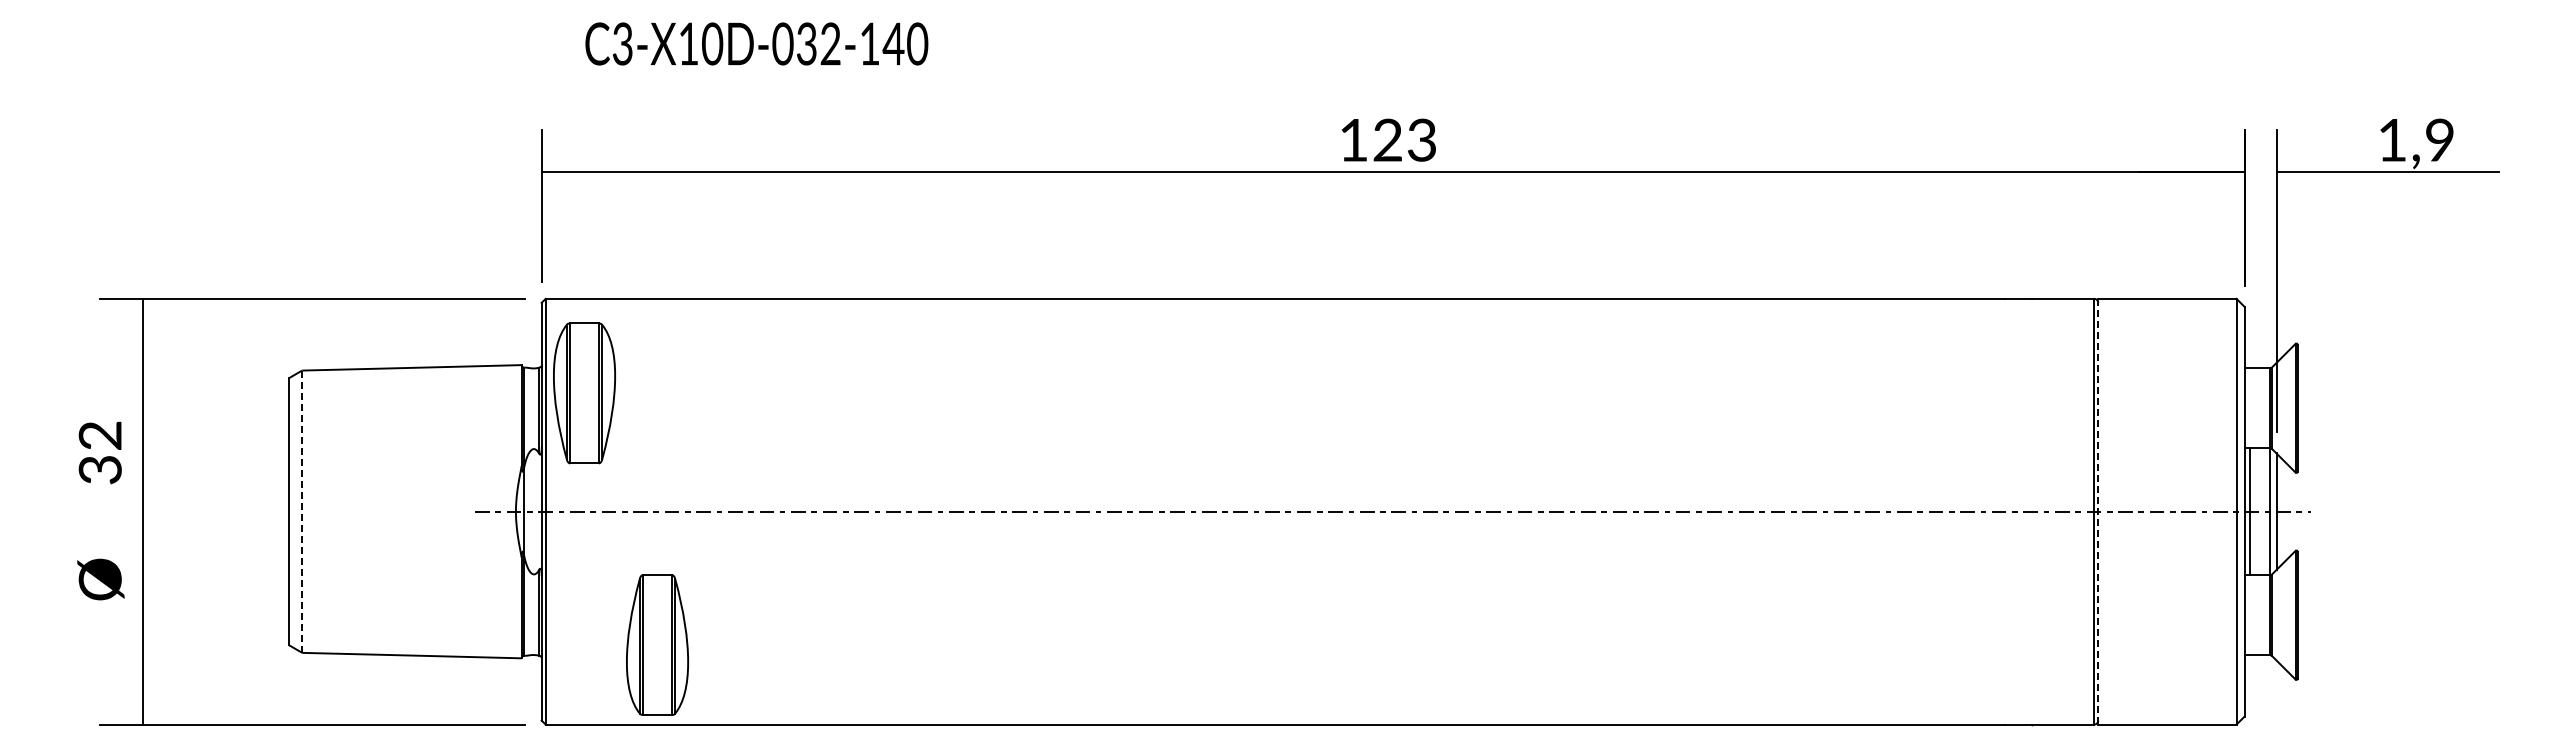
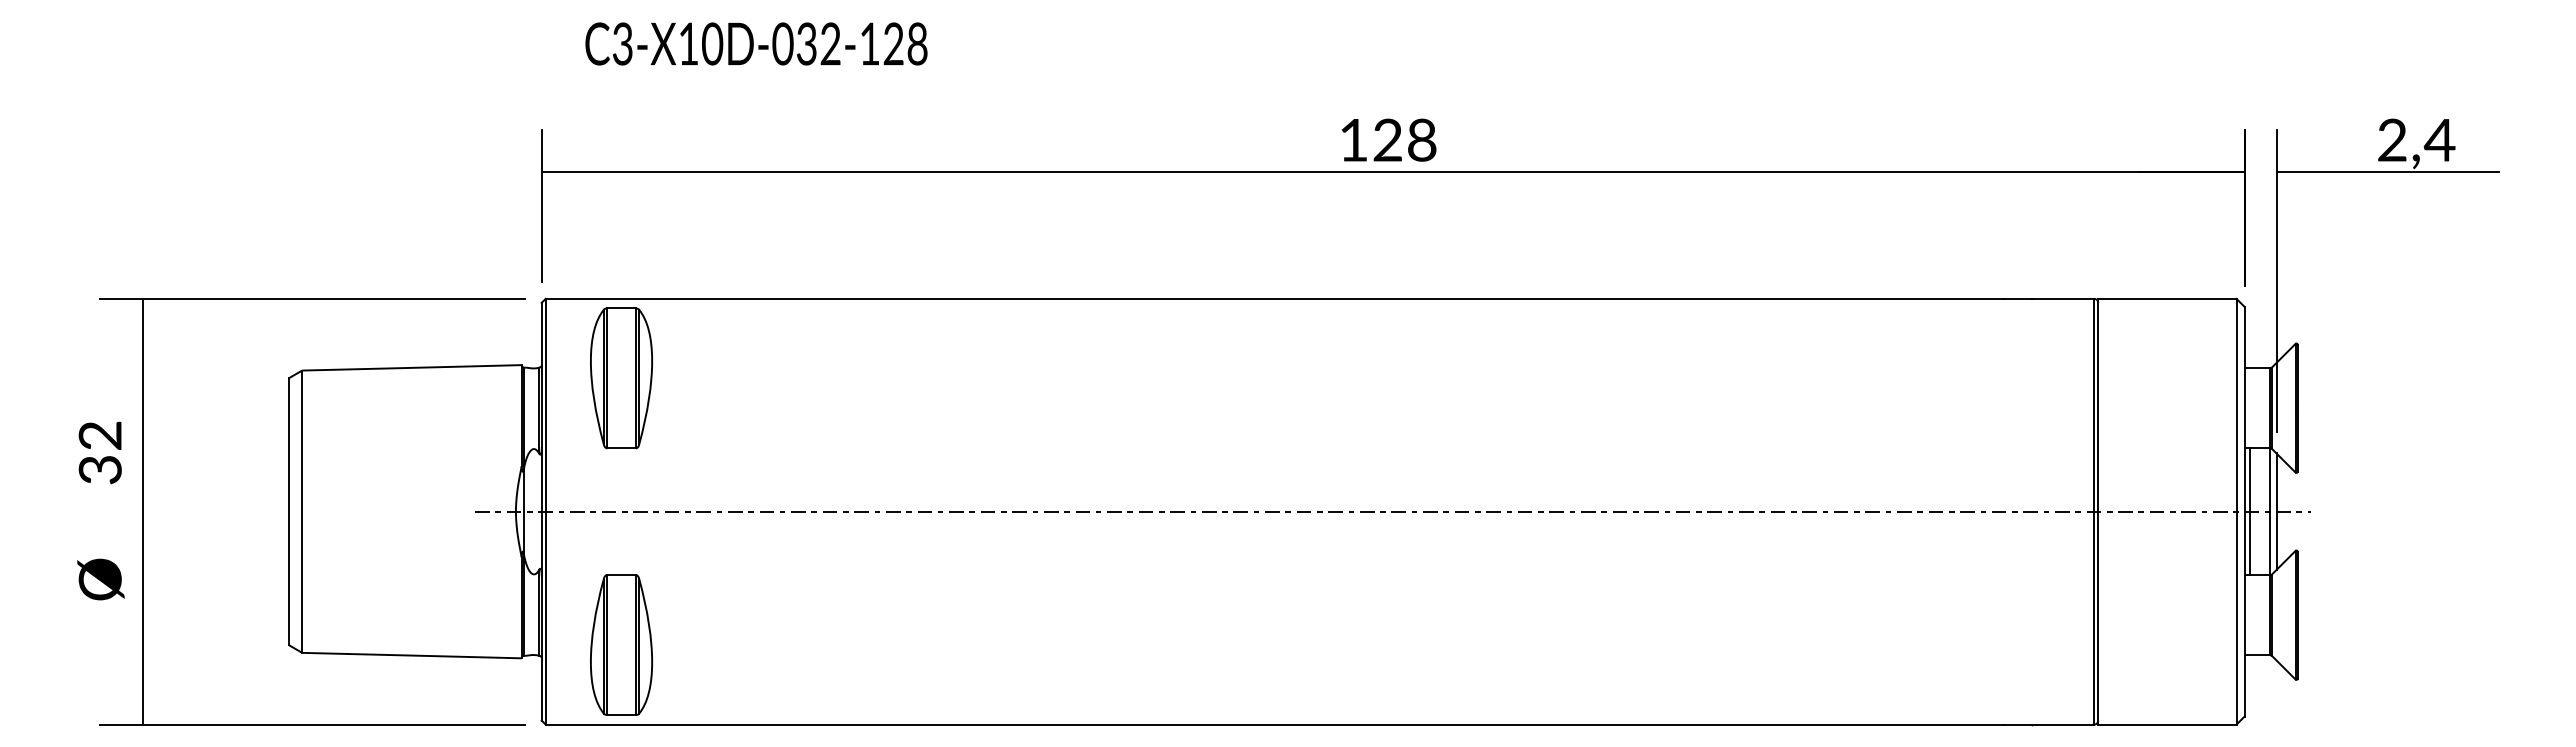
text: C3-X10D-032-140 -> C3-X10D-032-128 (905, 43)
text: 1,9 -> 2,4 (2416, 139)
text: 123 -> 128 (1422, 140)
part position: (584, 393) -> (621, 378) (621, 378)
line: dashed -> solid (2098, 511)
line: dashed -> solid (302, 512)
part position: (657, 644) -> (621, 644) (621, 644)
